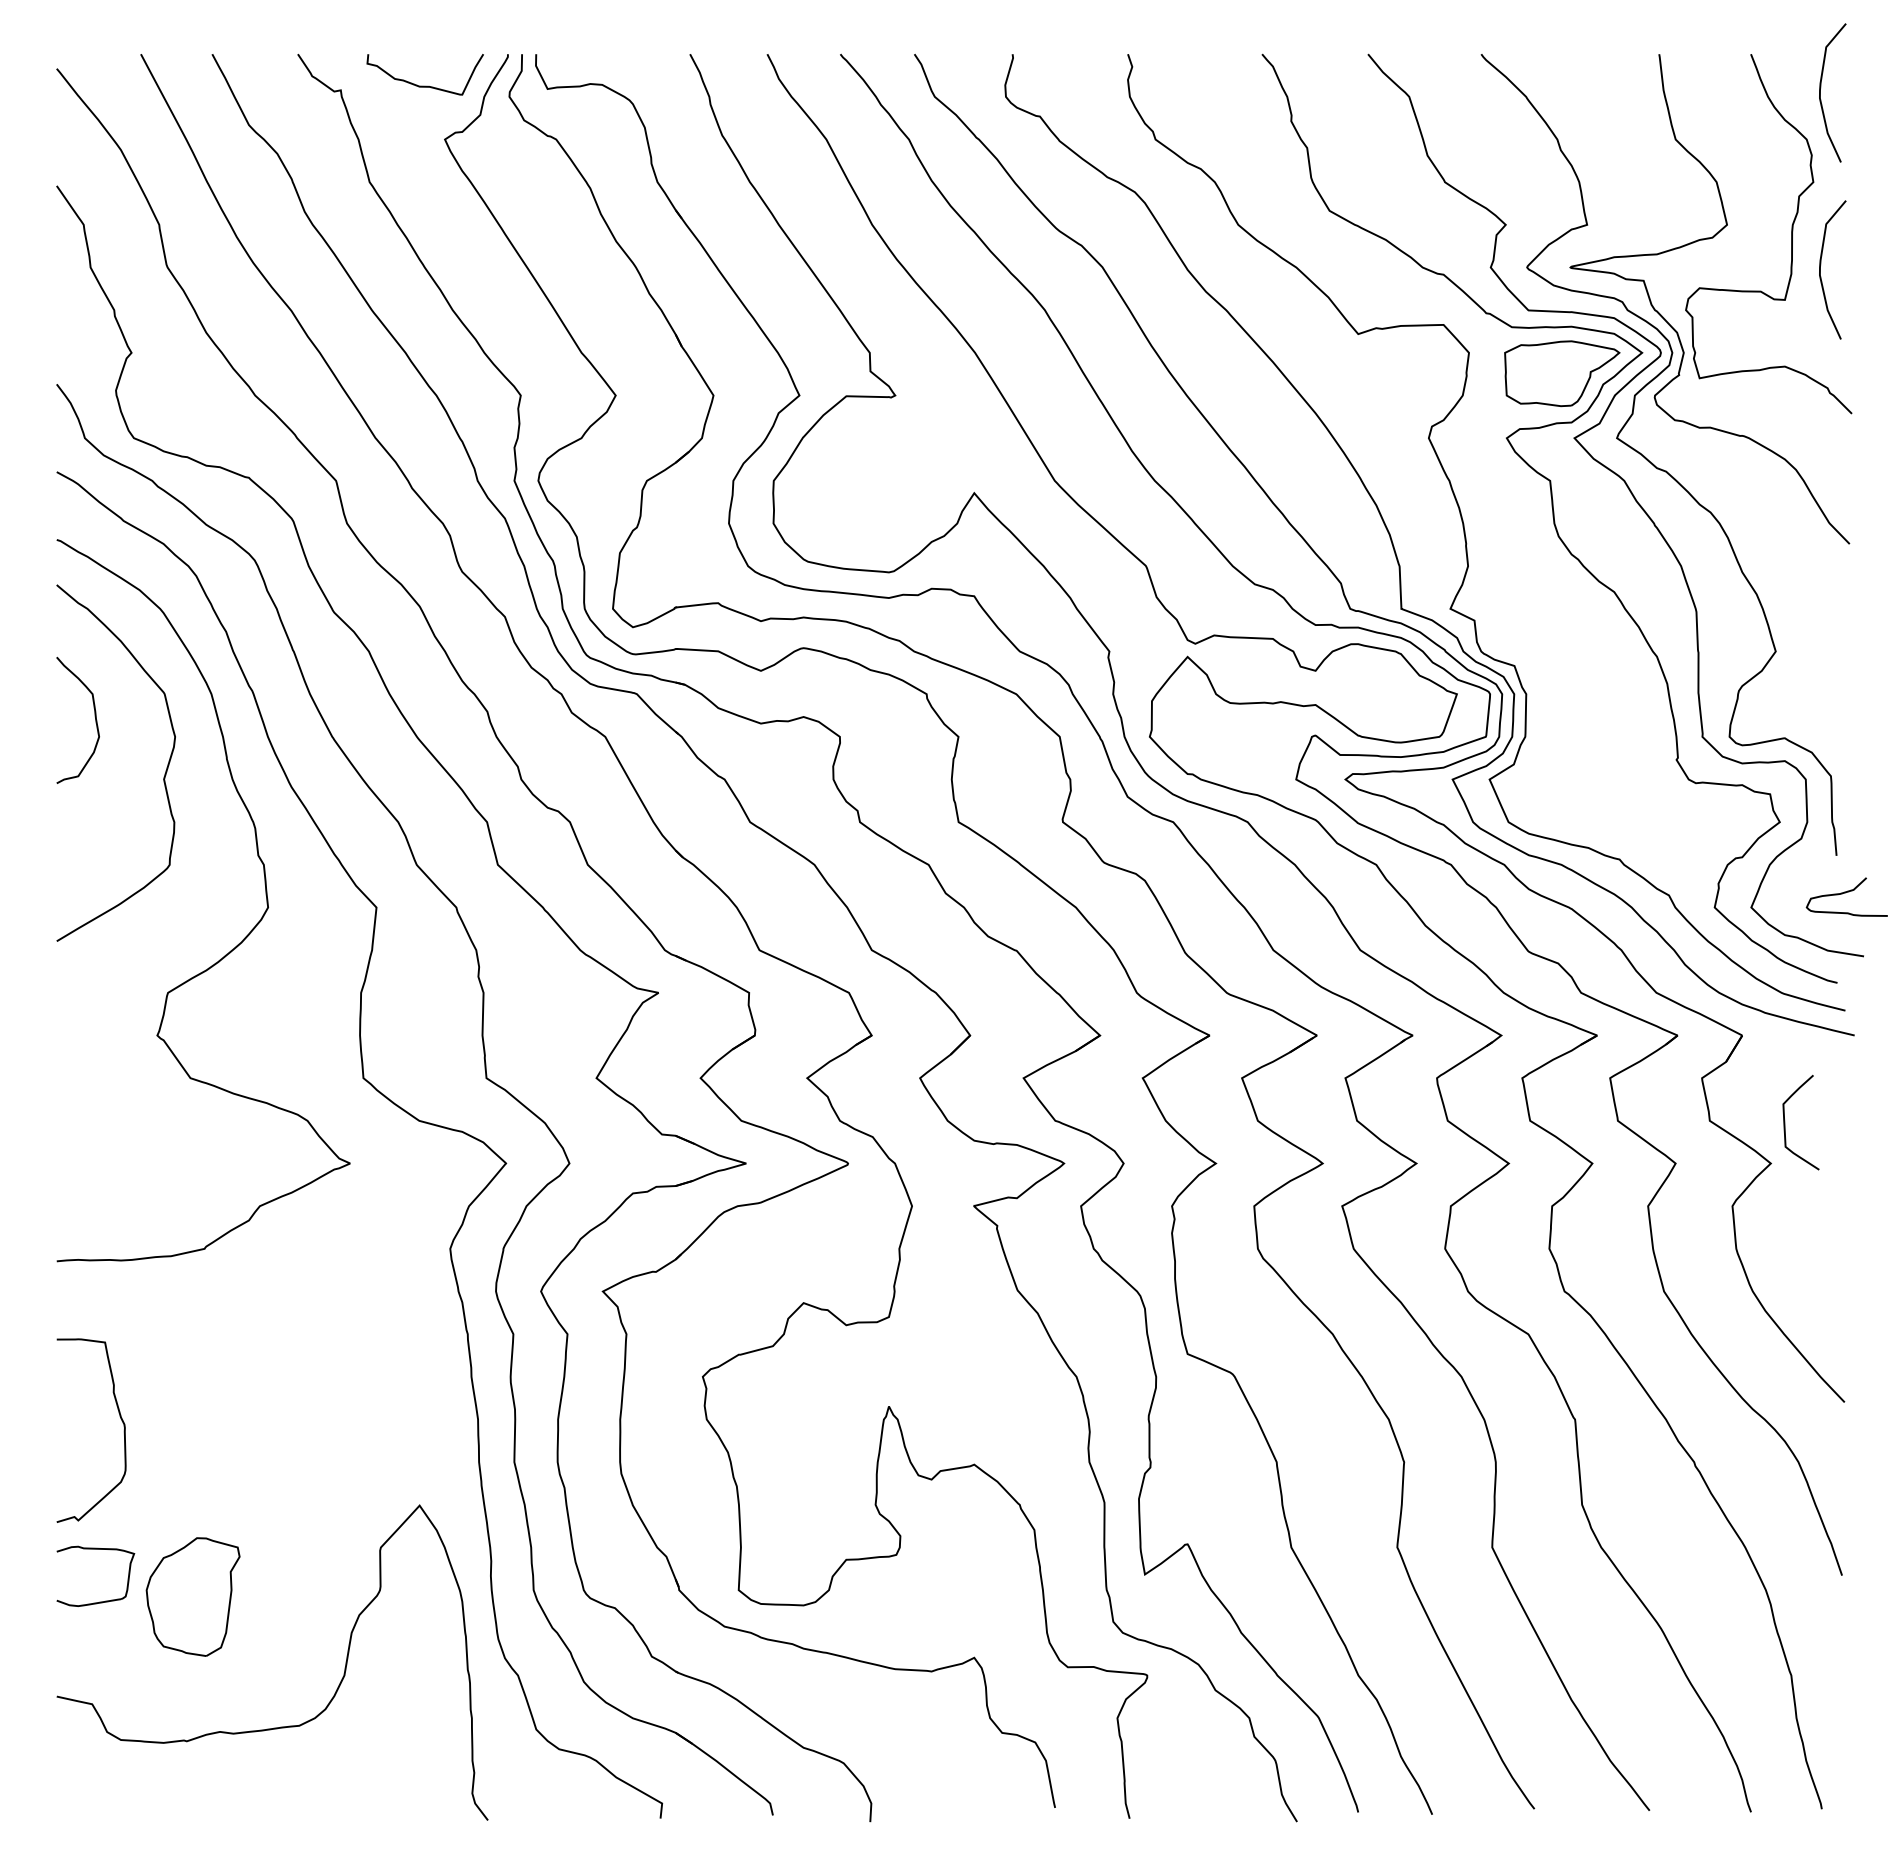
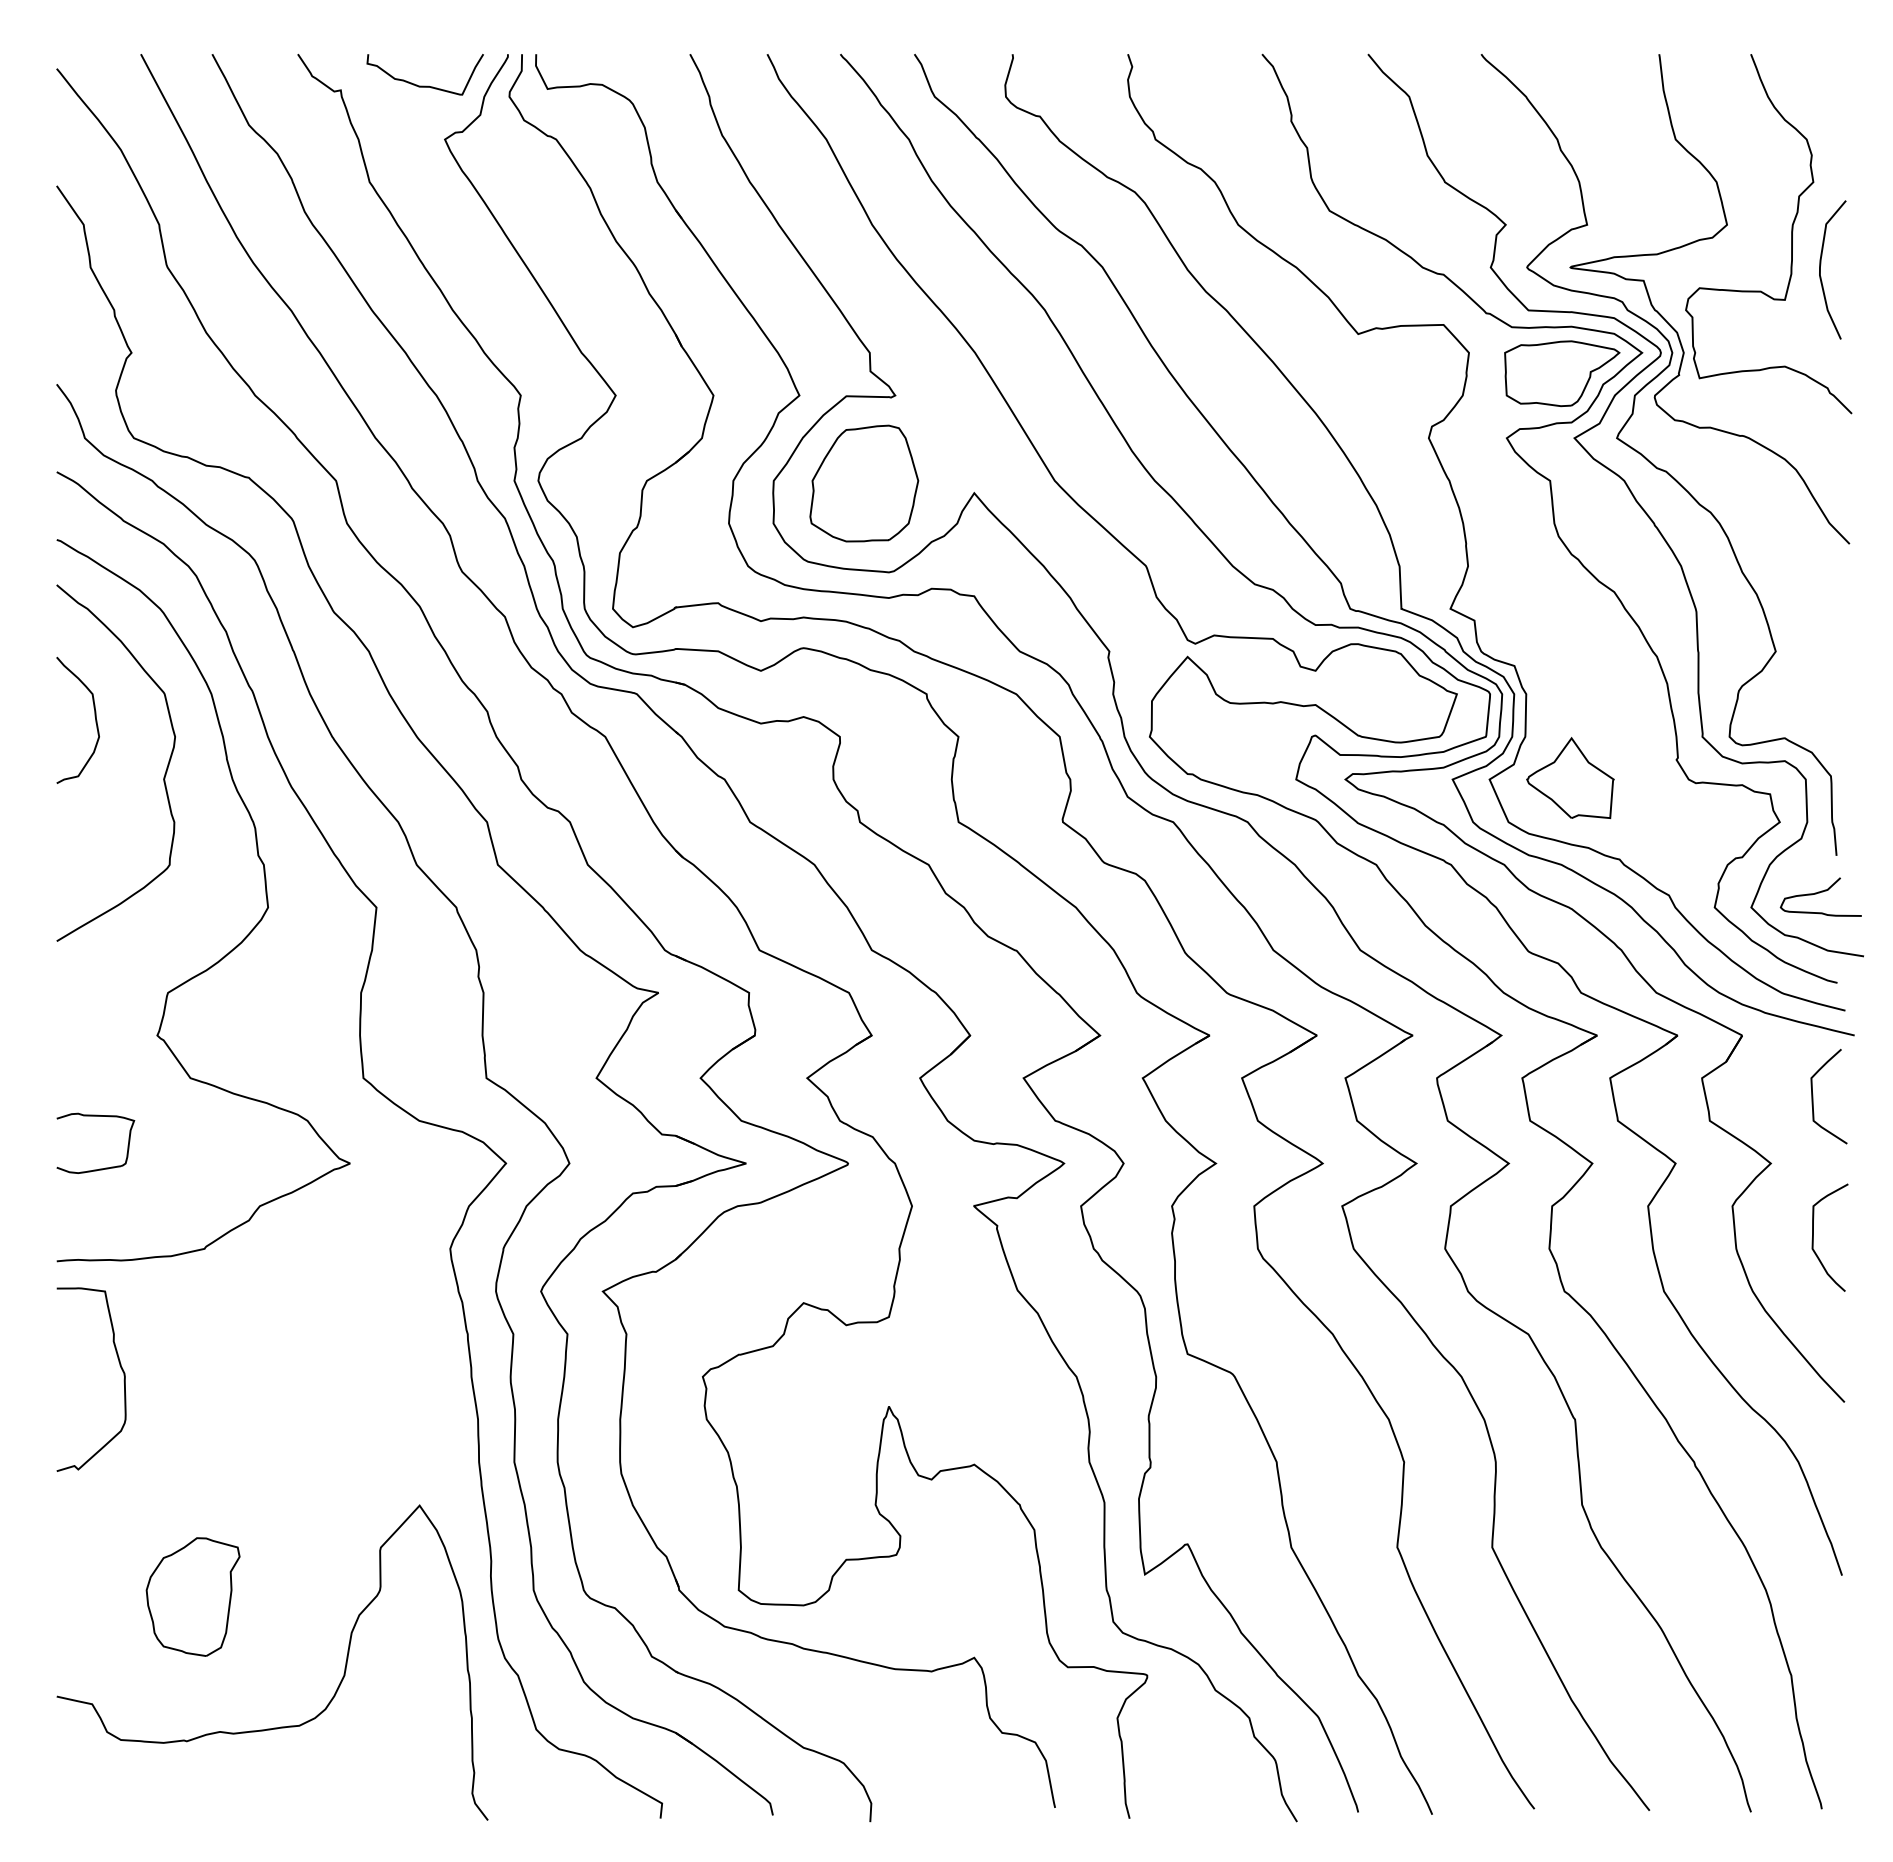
curve: present -> none (1820, 92)
part: none -> present (864, 483)
part: none -> present (1570, 778)
curve position: (1845, 893) -> (1819, 893) (1819, 893)
curve position: (1785, 1122) -> (1813, 1096) (1813, 1096)
curve: none -> present (1813, 1237)
curve position: (119, 1416) -> (119, 1365) (119, 1365)
part position: (95, 1549) -> (95, 1116) (95, 1116)
